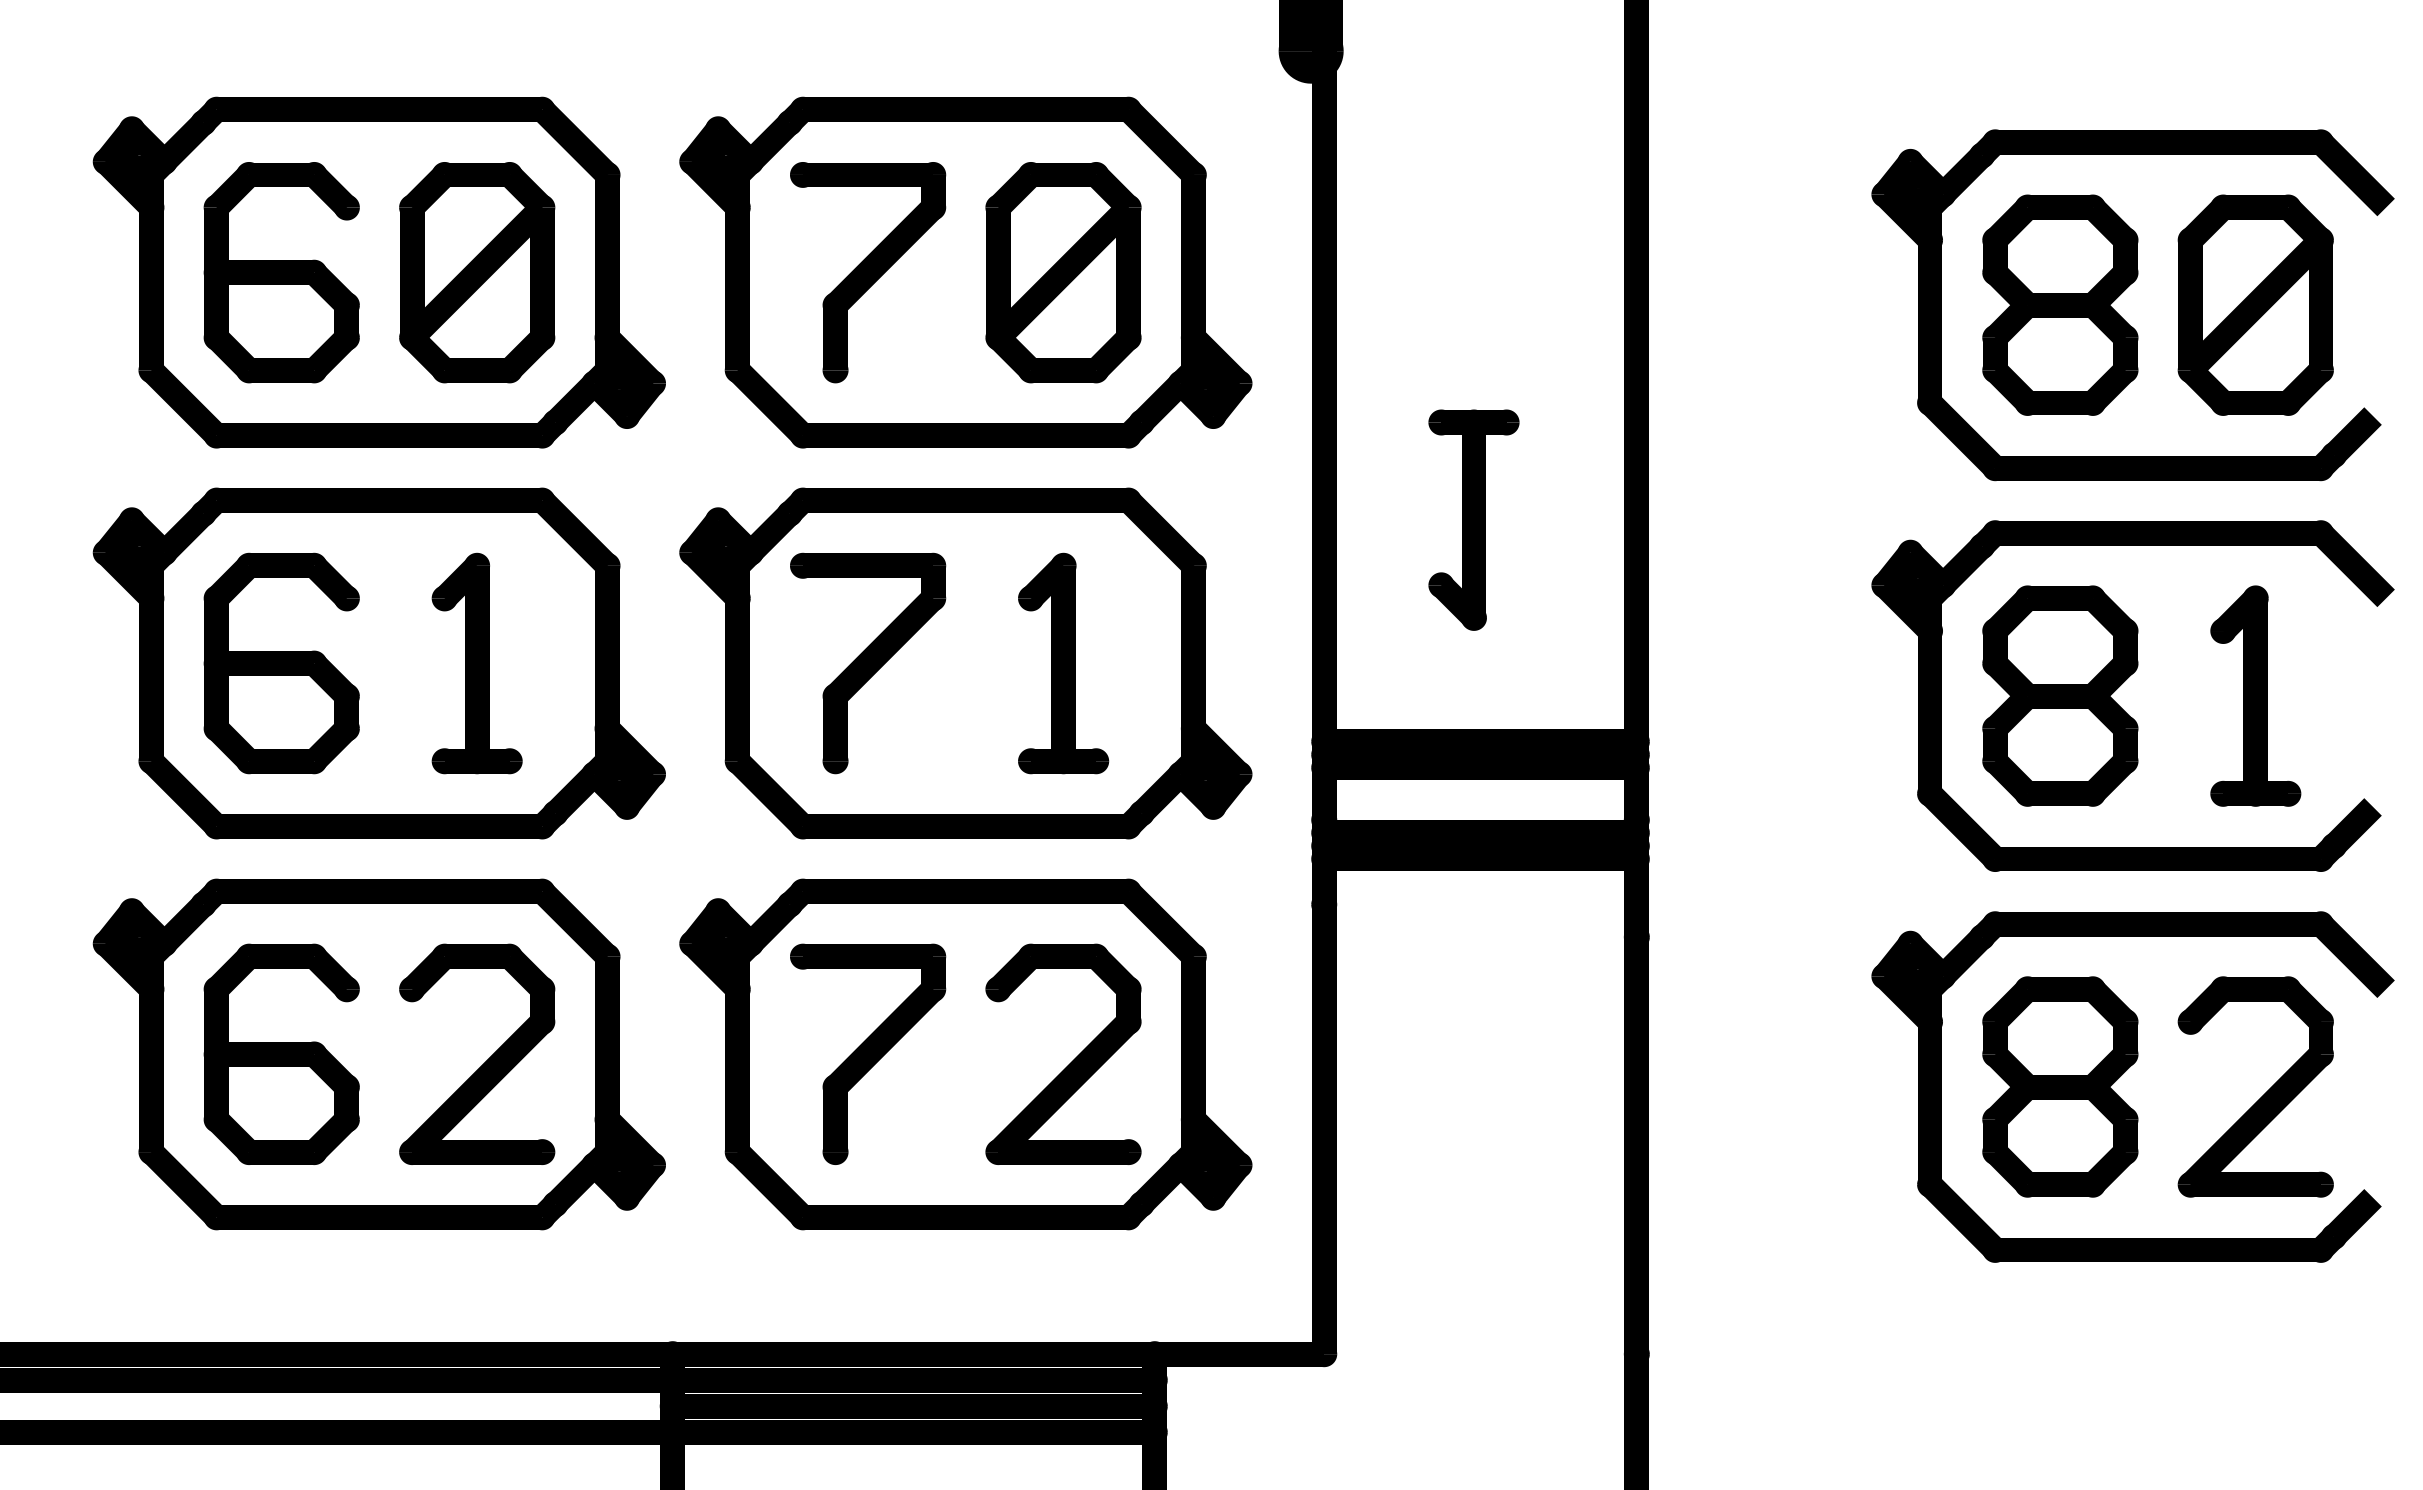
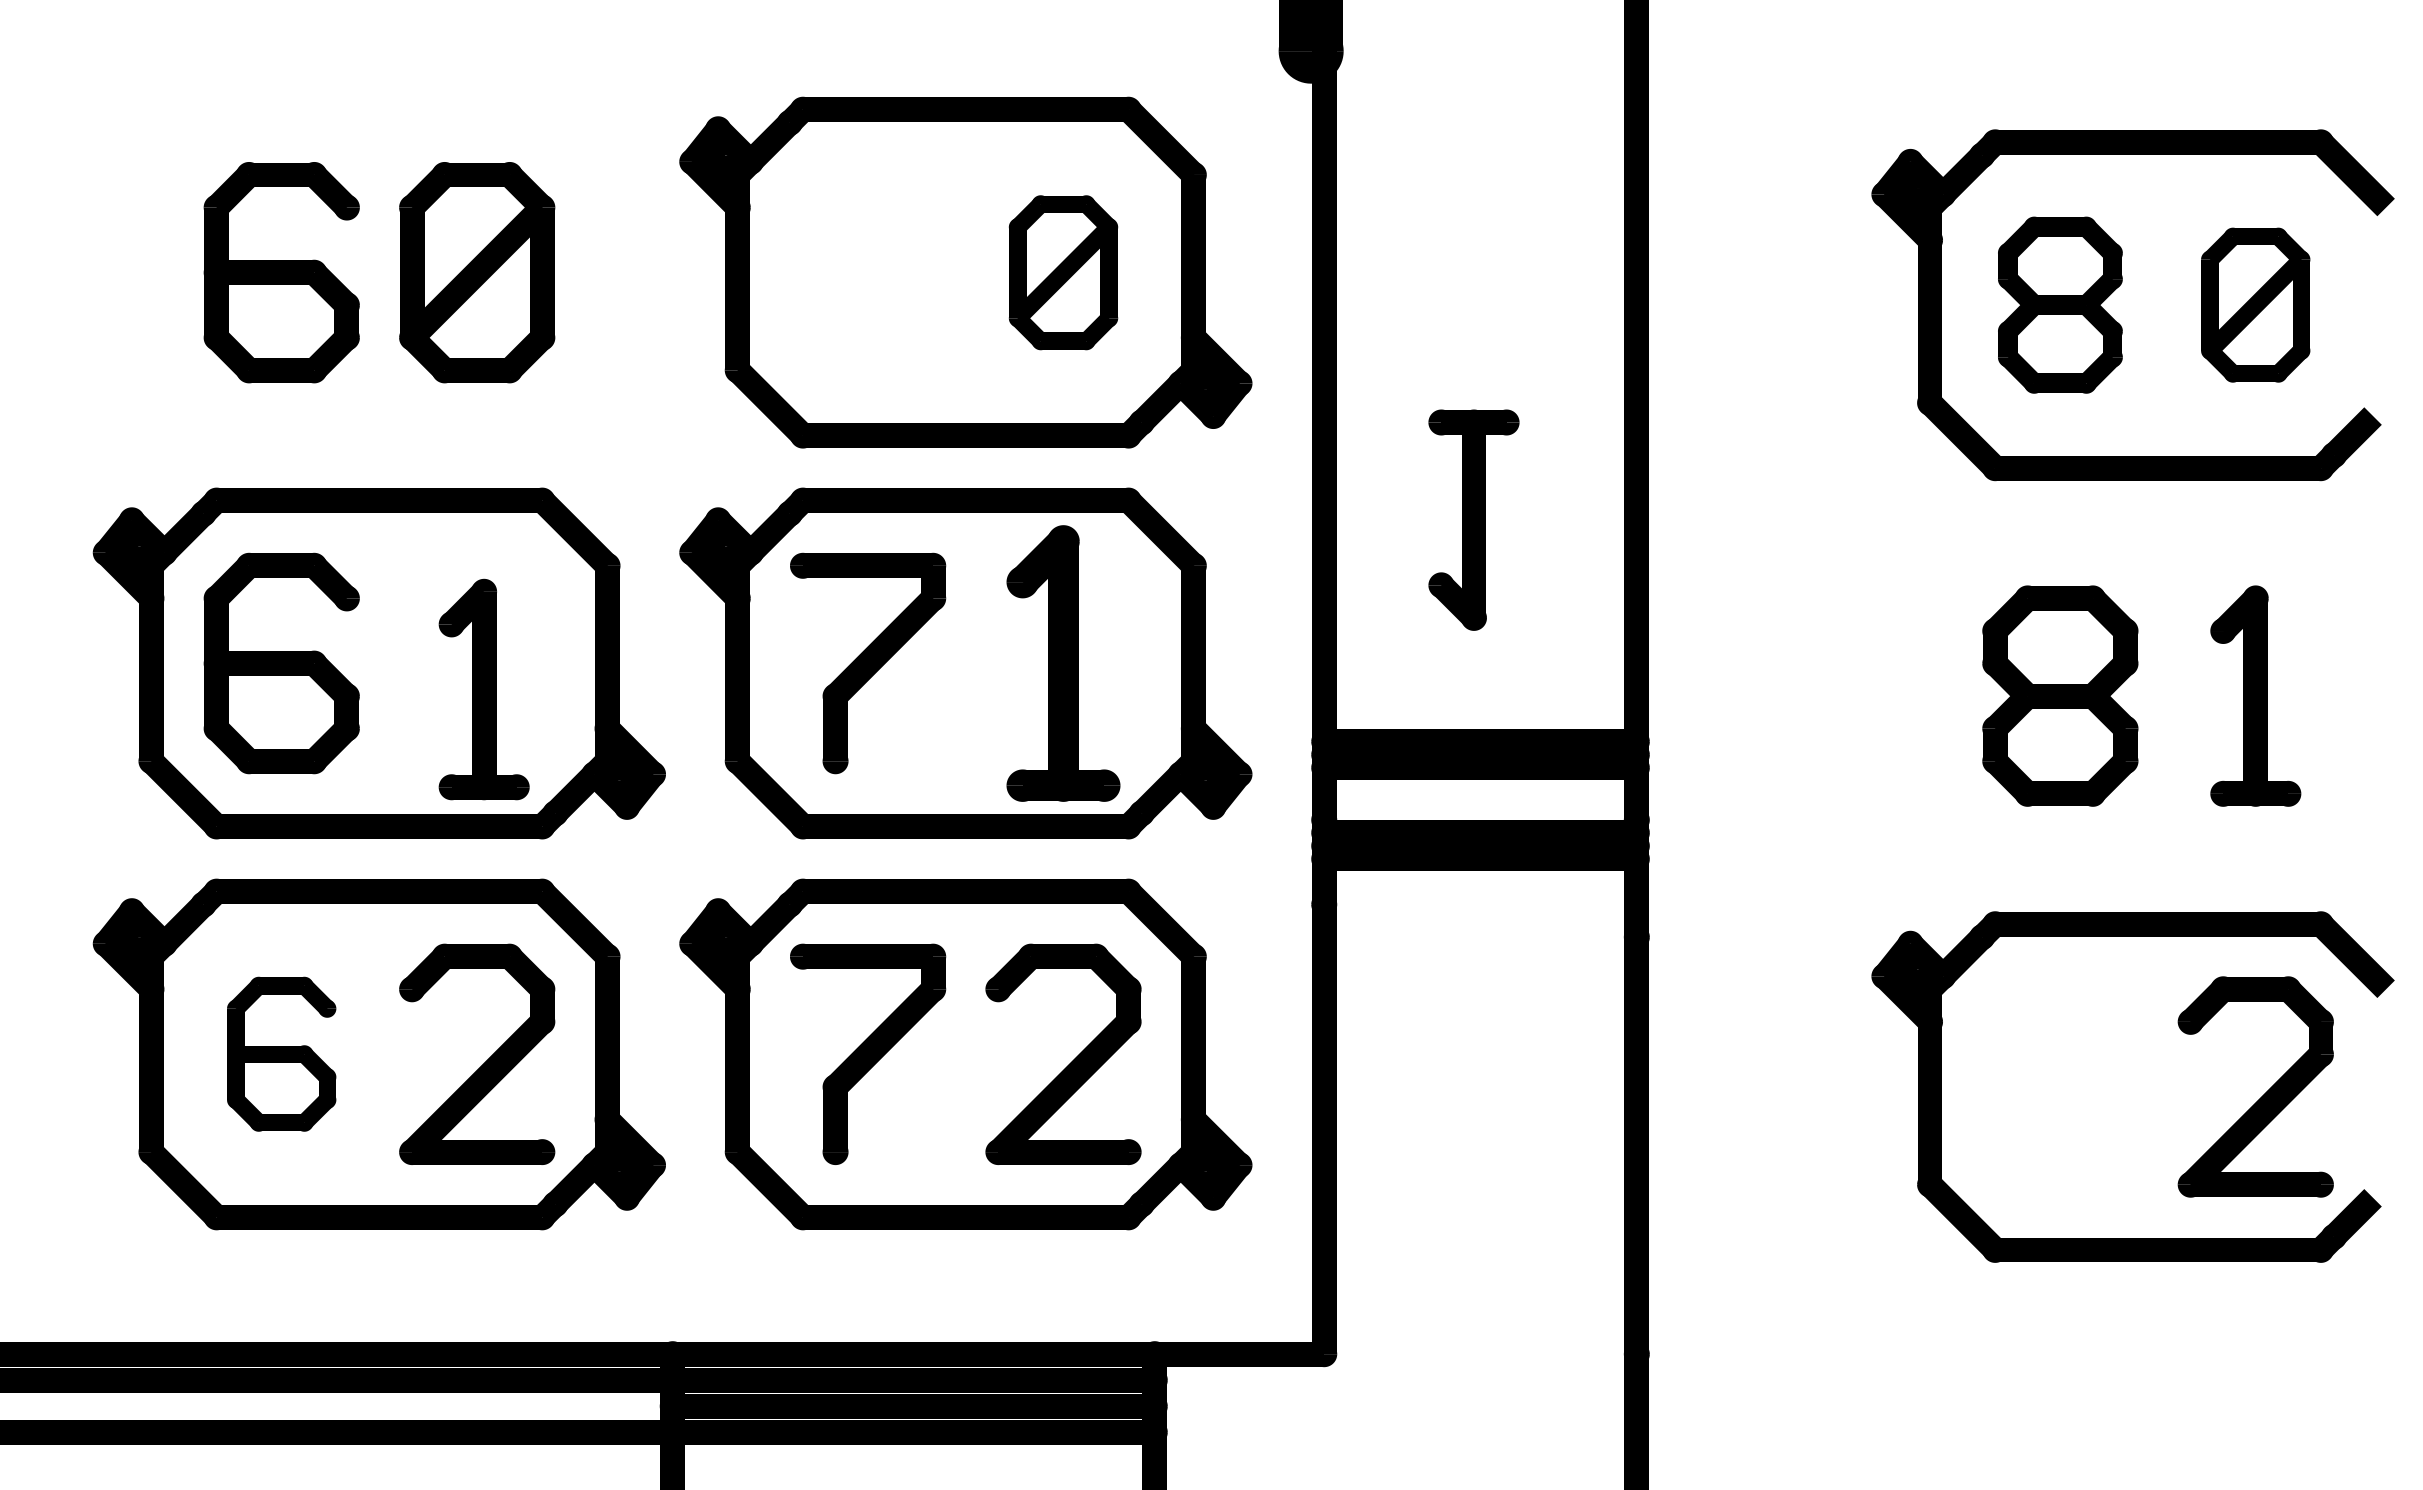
part: present -> none (378, 272)
part: present -> none (868, 272)
part size: 157x222 px -> 111x156 px (1063, 272)
part size: 157x222 px -> 125x178 px (2060, 304)
part size: 157x222 px -> 110x156 px (2255, 304)
part: present -> none (2132, 545)
part position: (476, 663) -> (483, 689) (483, 689)
part size: 92x223 px -> 115x277 px (1063, 663)
part size: 157x222 px -> 110x156 px (281, 1053)
part: present -> none (2060, 1086)
